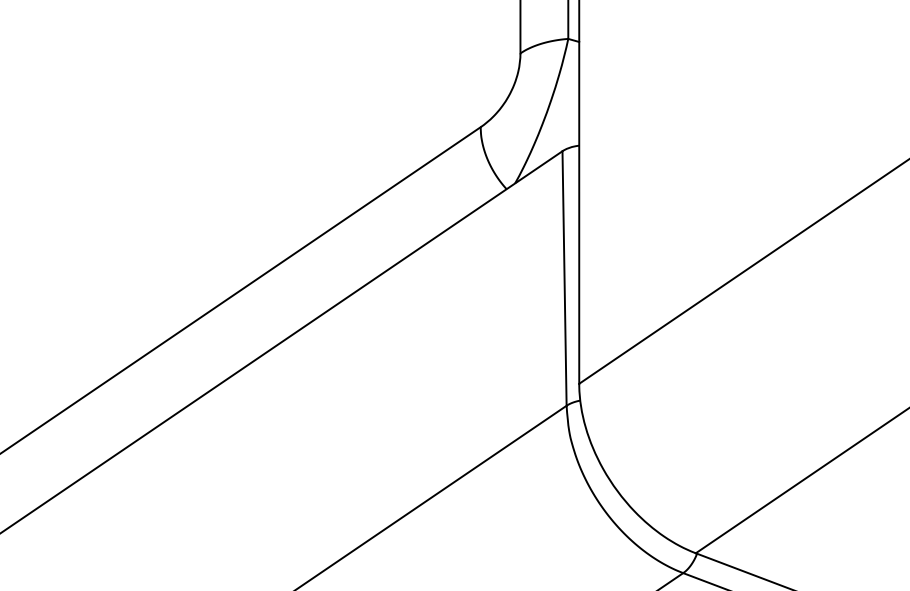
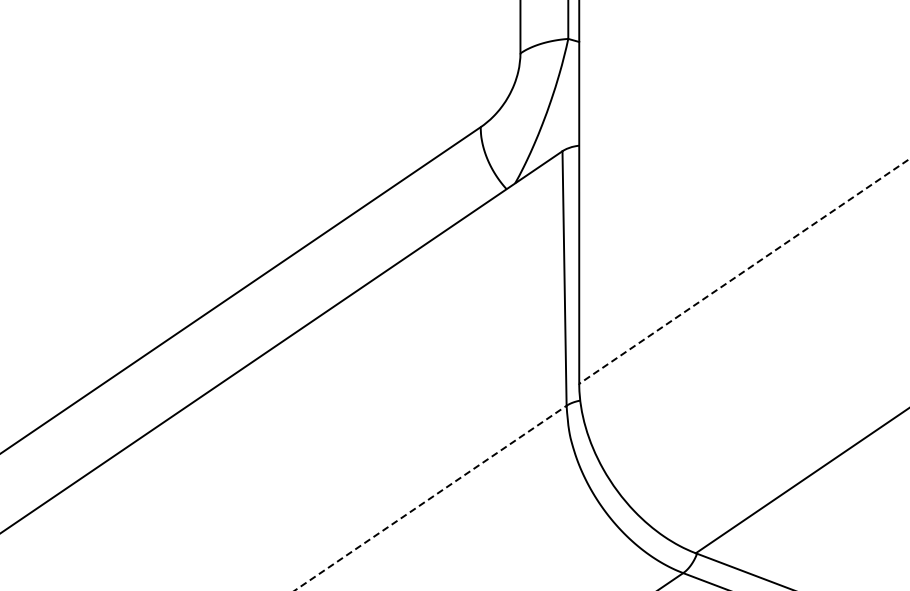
line: solid -> dashed (744, 271)
line: solid -> dashed (431, 497)
